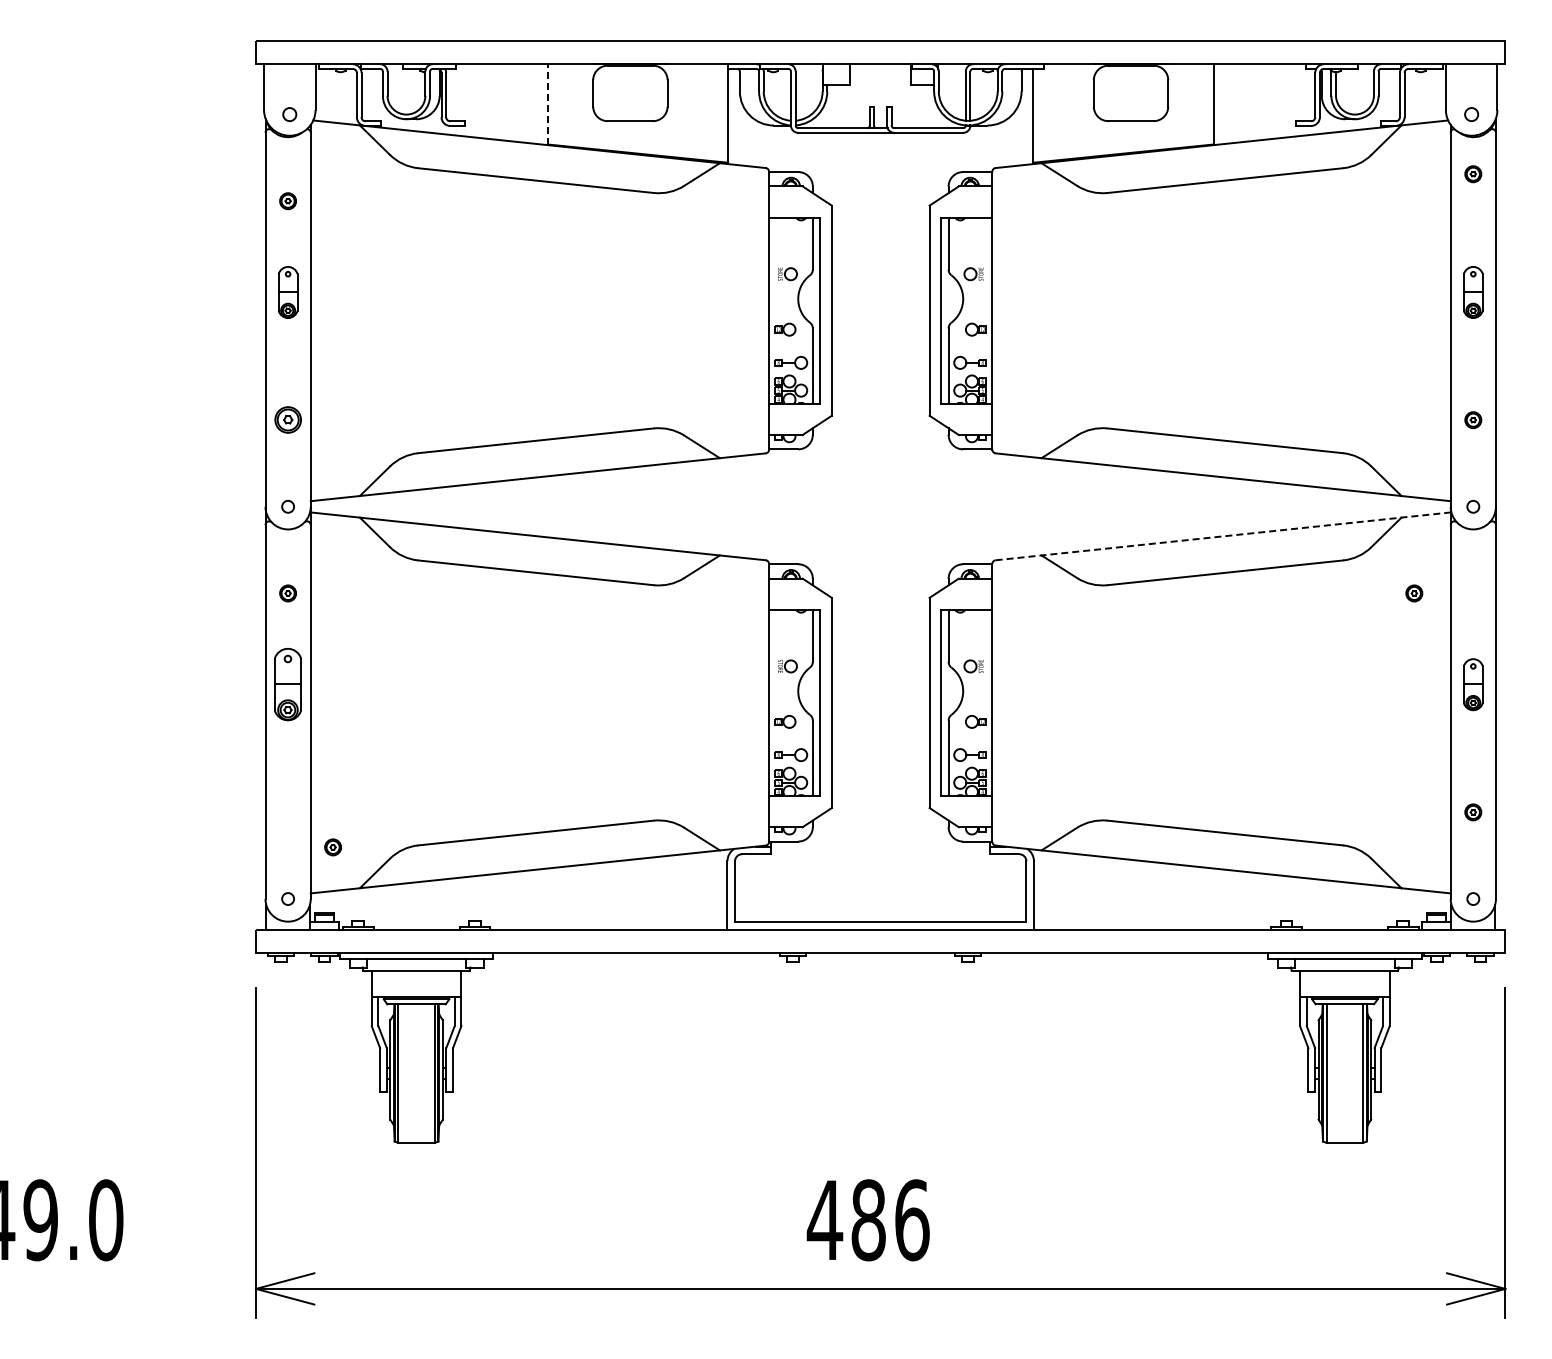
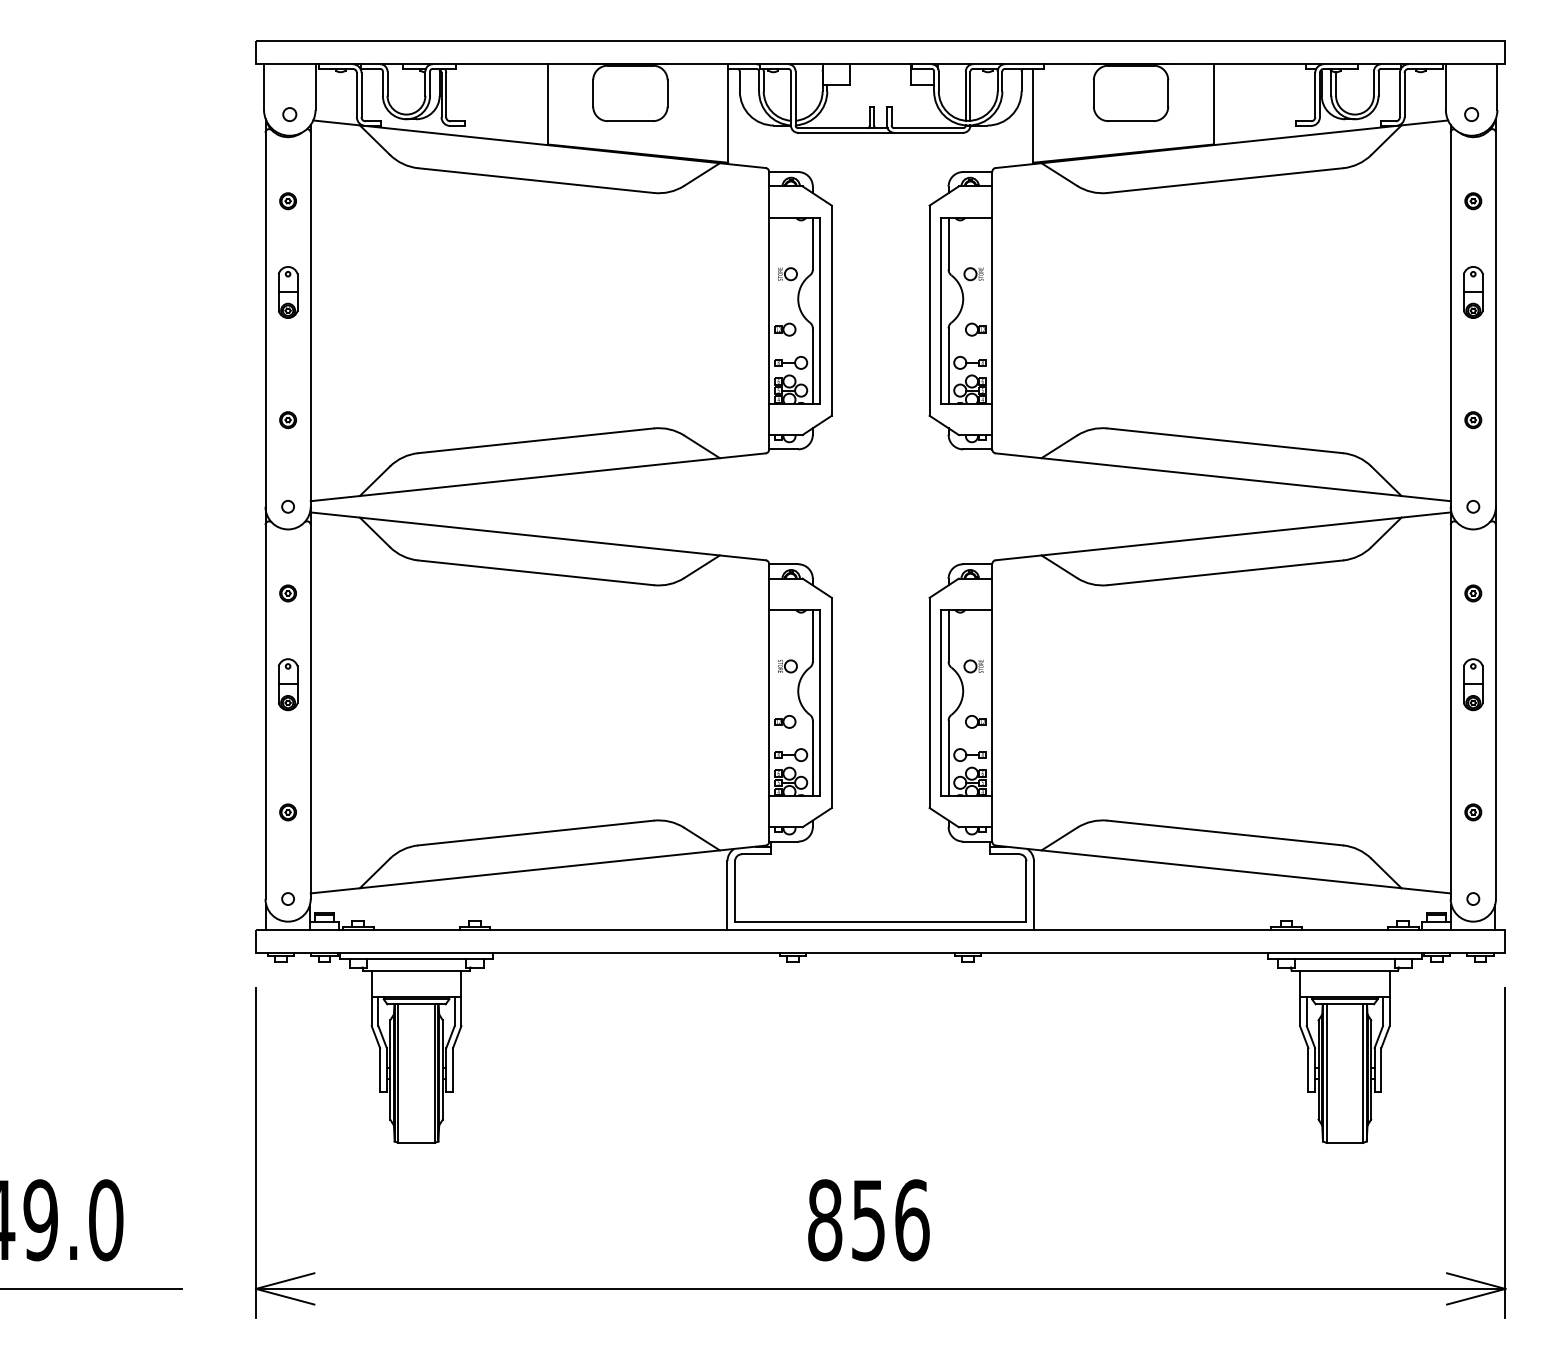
line: dashed -> solid (547, 103)
part position: (1473, 174) -> (1473, 201) (1473, 201)
part size: 28x28 px -> 18x19 px (287, 420)
line: dashed -> solid (1223, 536)
part position: (1414, 593) -> (1473, 593) (1473, 593)
part size: 28x74 px -> 21x54 px (288, 684)
part position: (332, 847) -> (287, 812) (287, 812)
text: 486 -> 856 (845, 1220)
line: none -> present (91, 1288)
